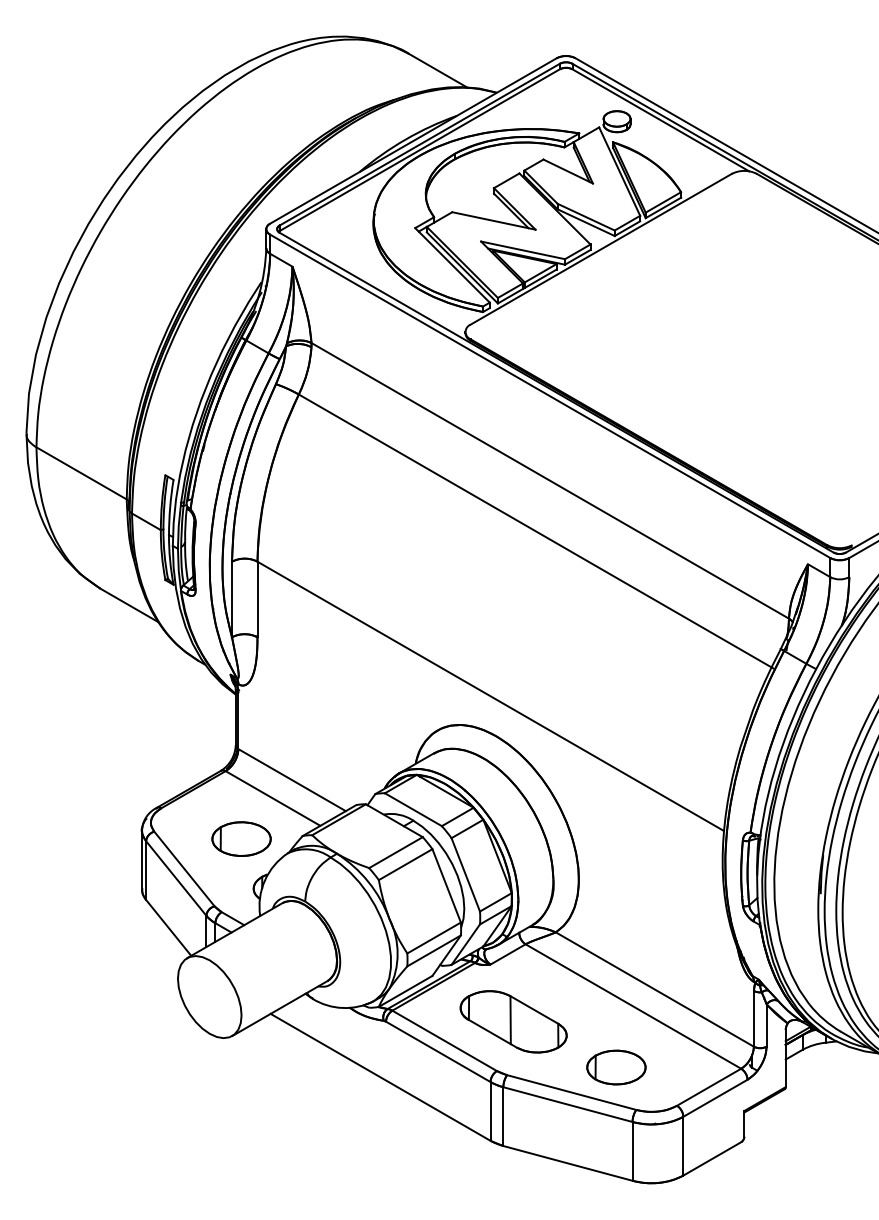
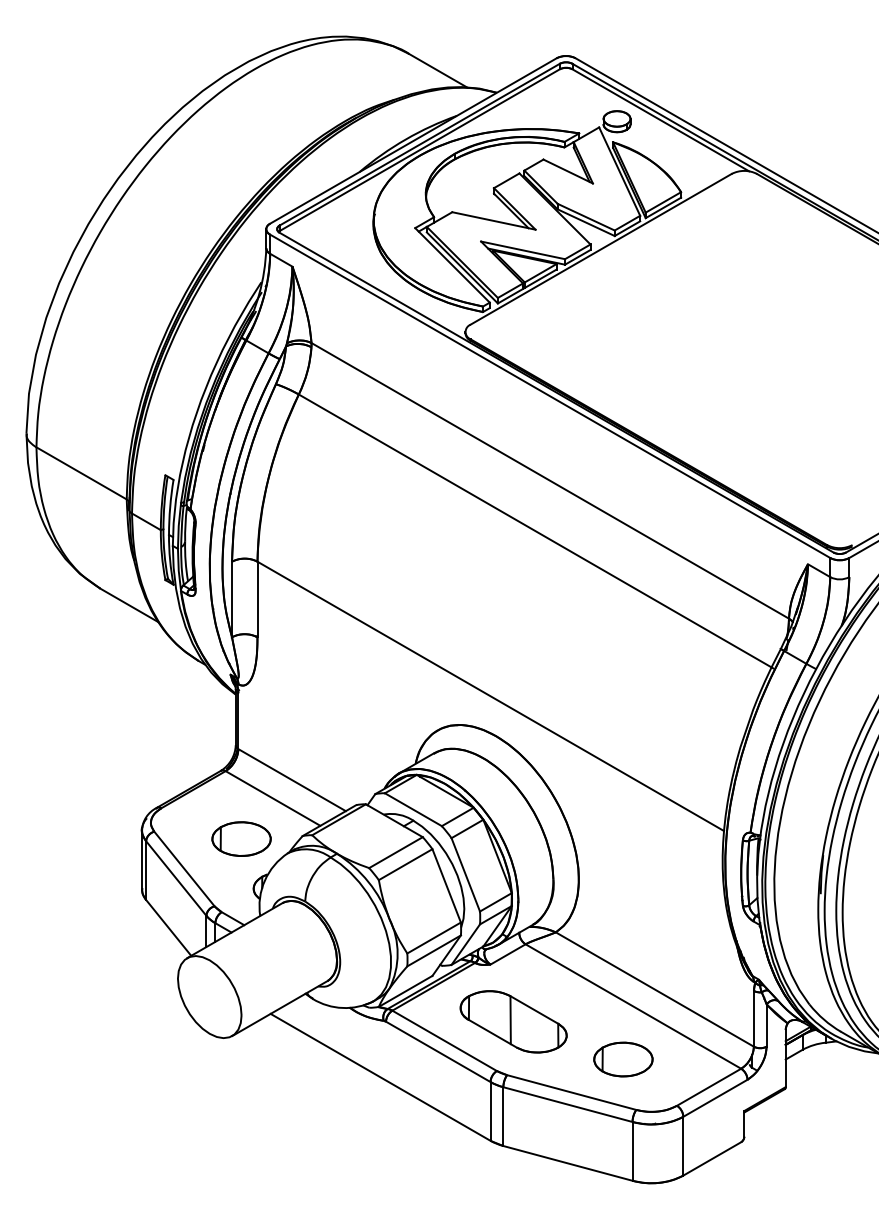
part position: (616, 1067) -> (623, 1059) (623, 1059)
